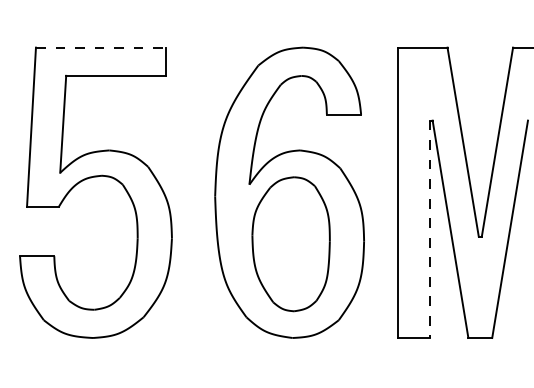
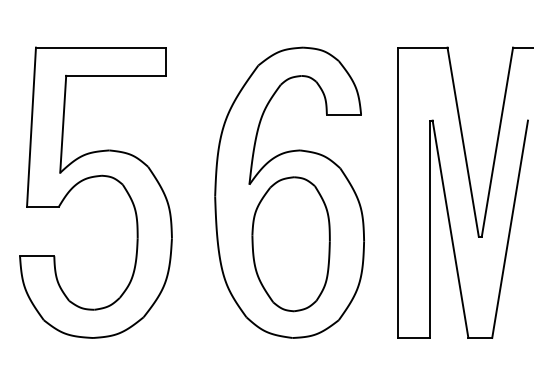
line: dashed -> solid (101, 47)
line: dashed -> solid (429, 229)
